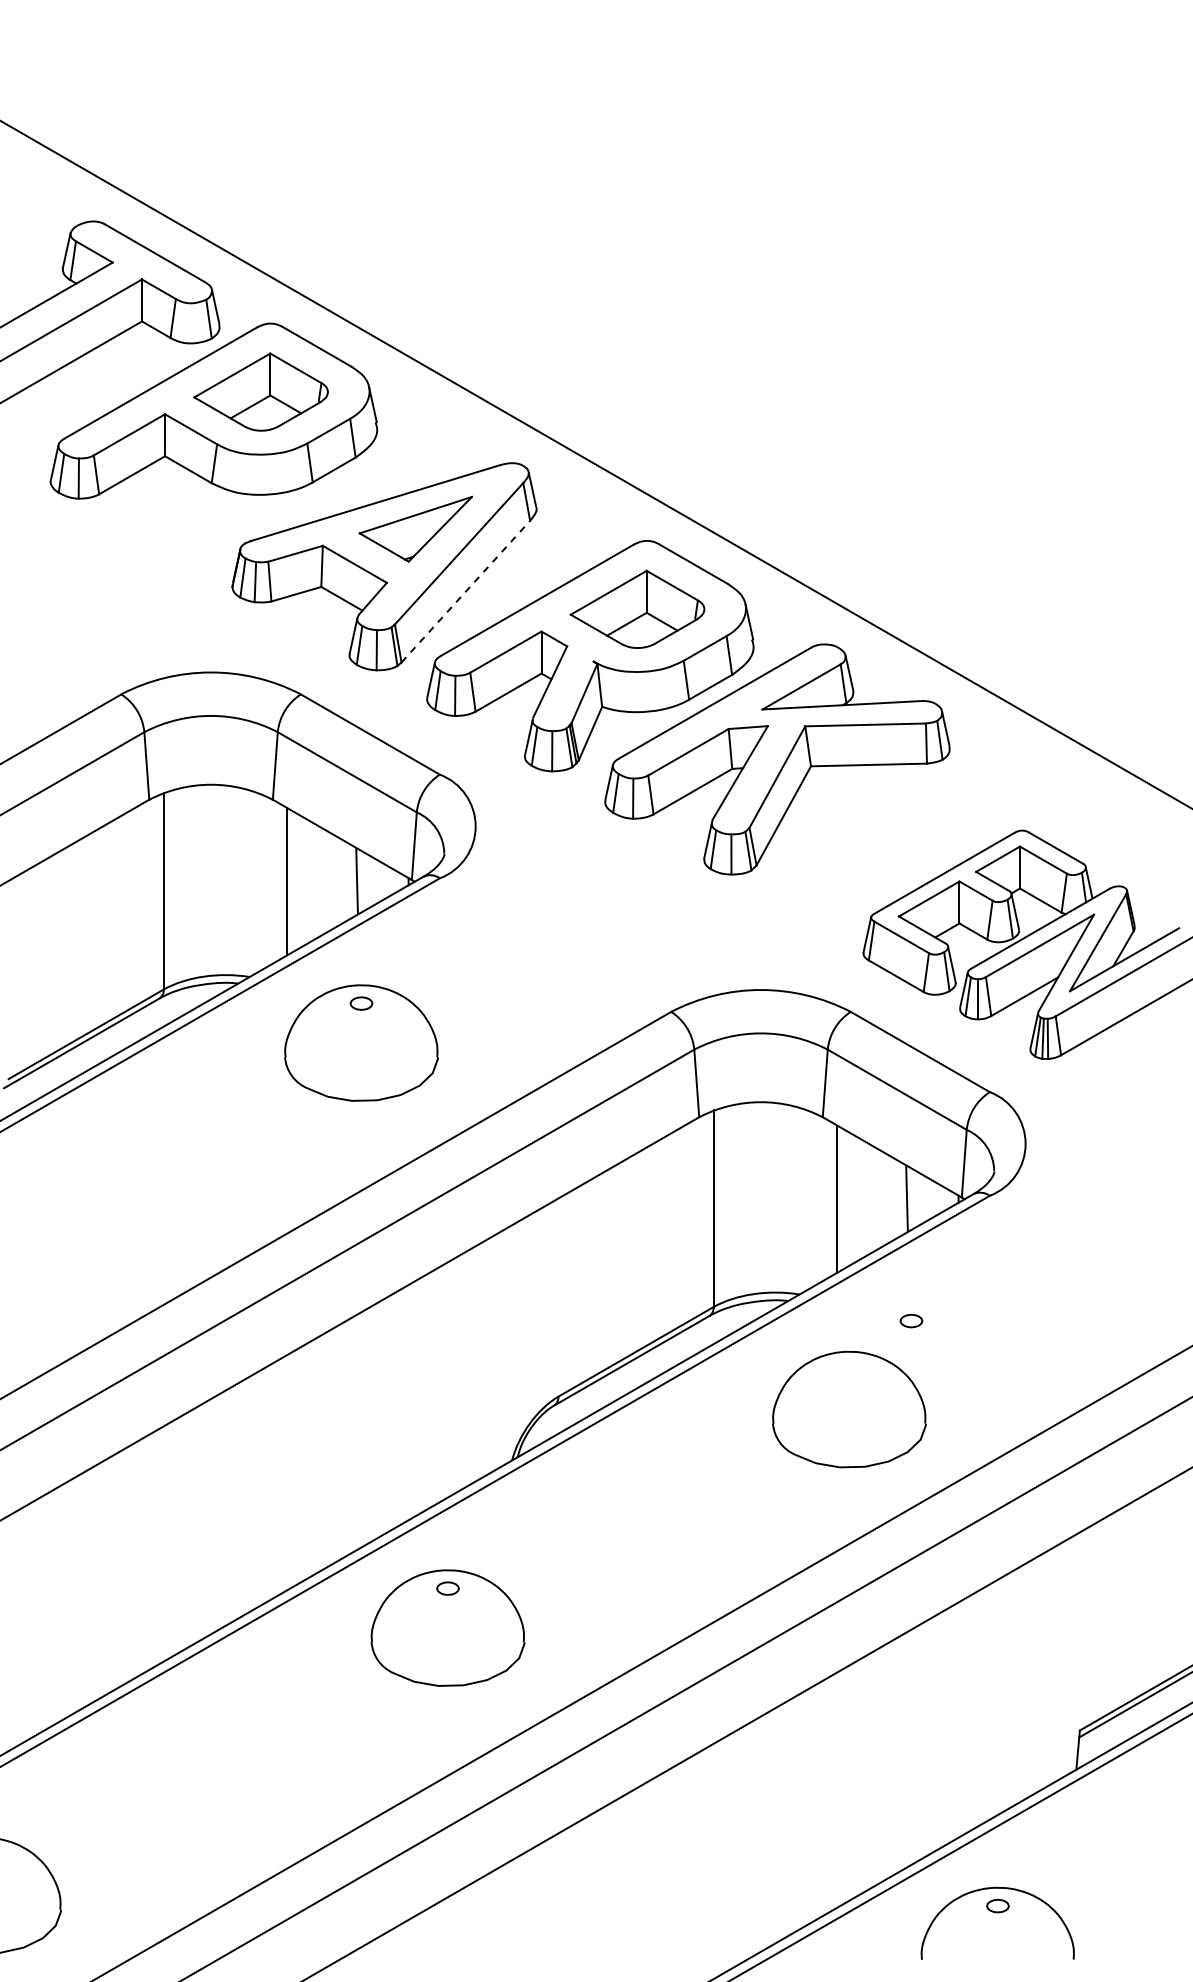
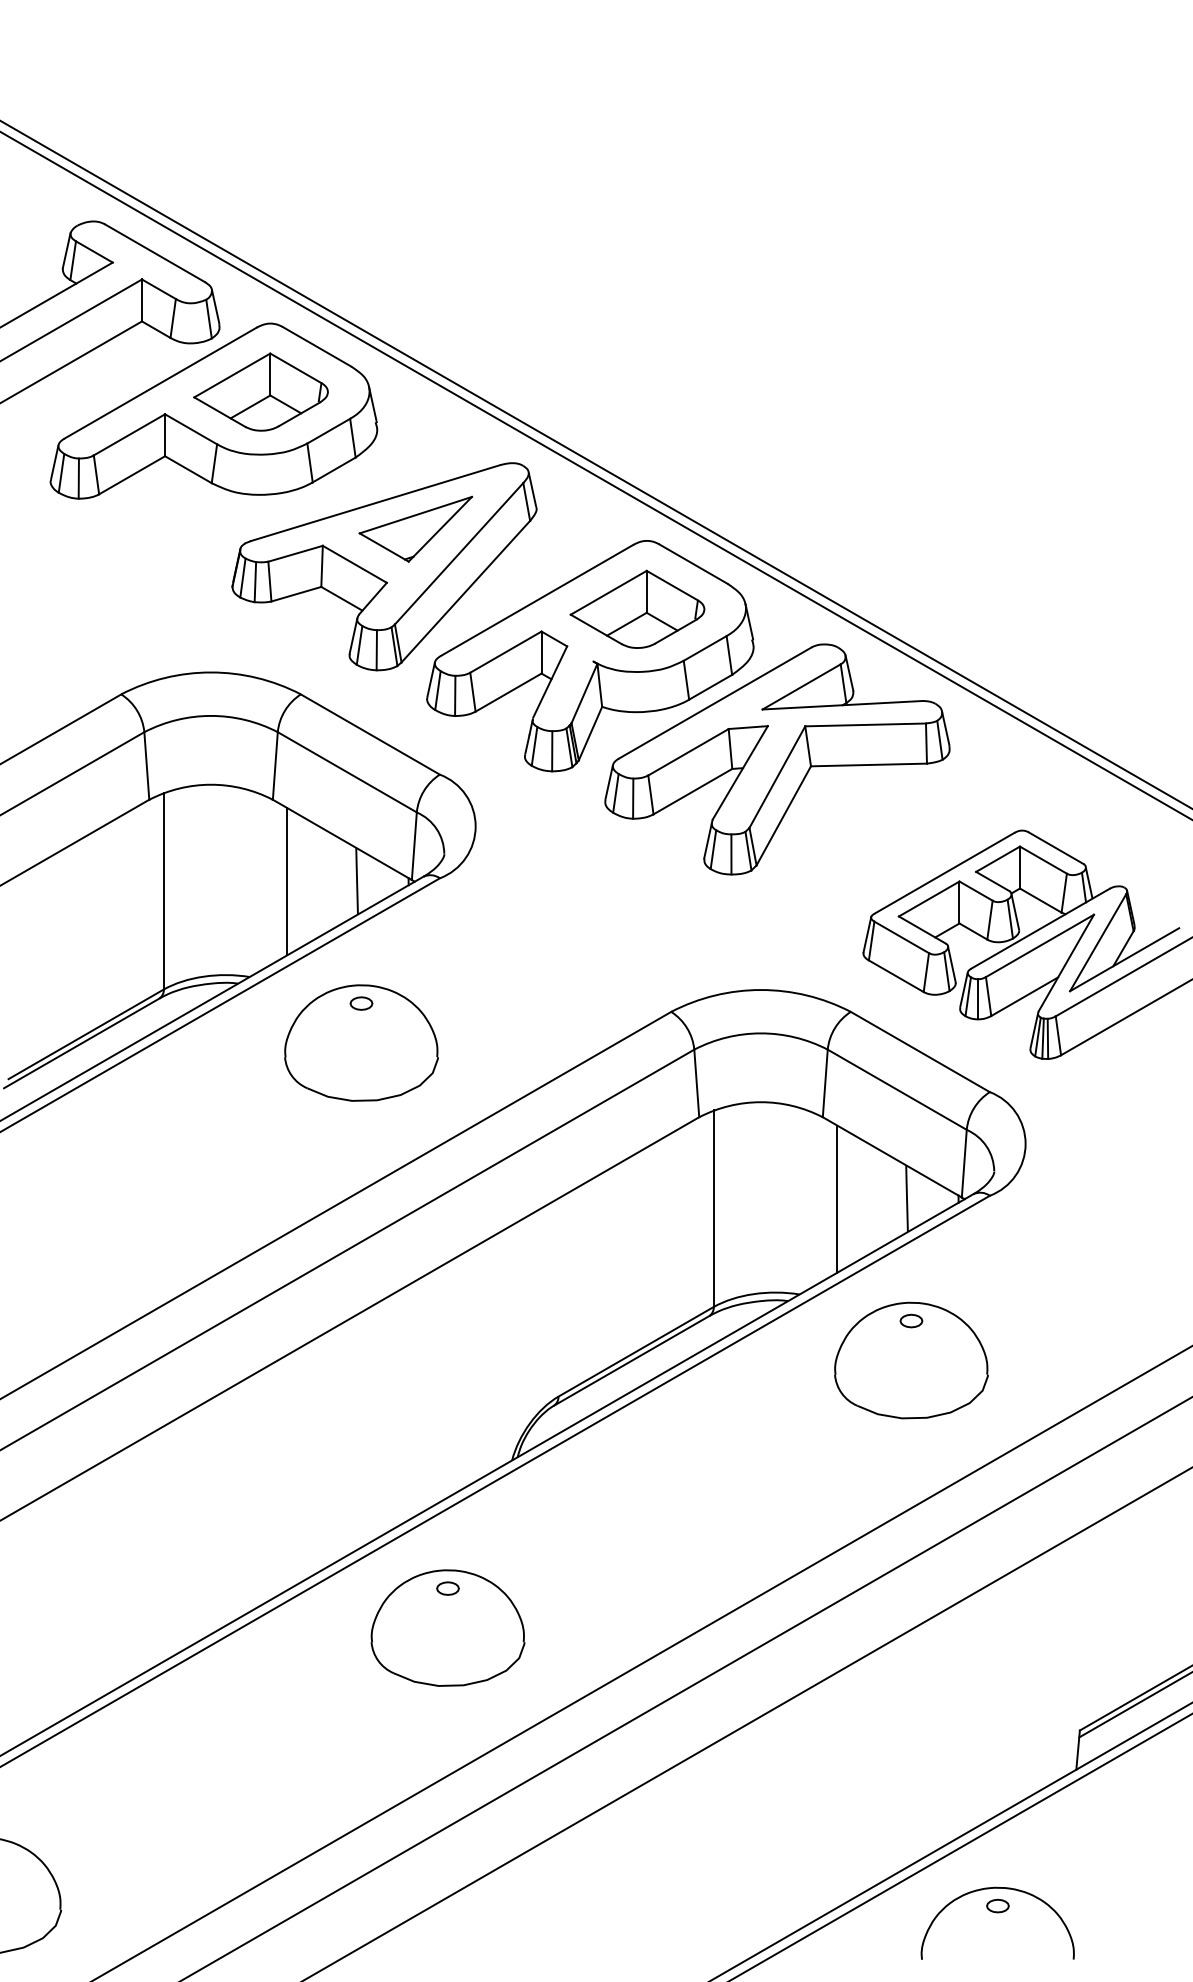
line: none -> present (595, 475)
line: dashed -> solid (465, 591)
part position: (849, 1409) -> (911, 1360) (911, 1360)
